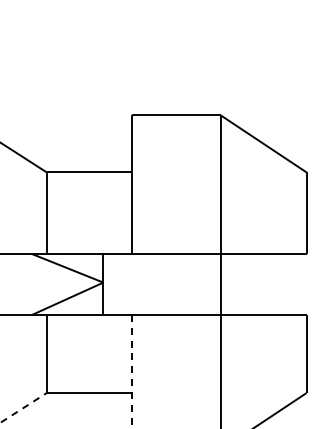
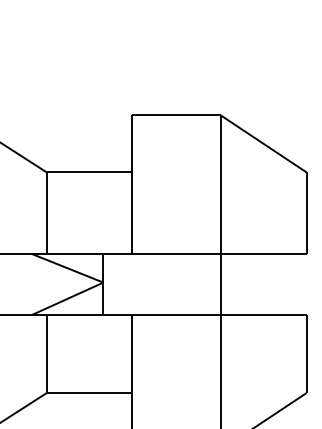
line: dashed -> solid (131, 371)
line: dashed -> solid (24, 407)
